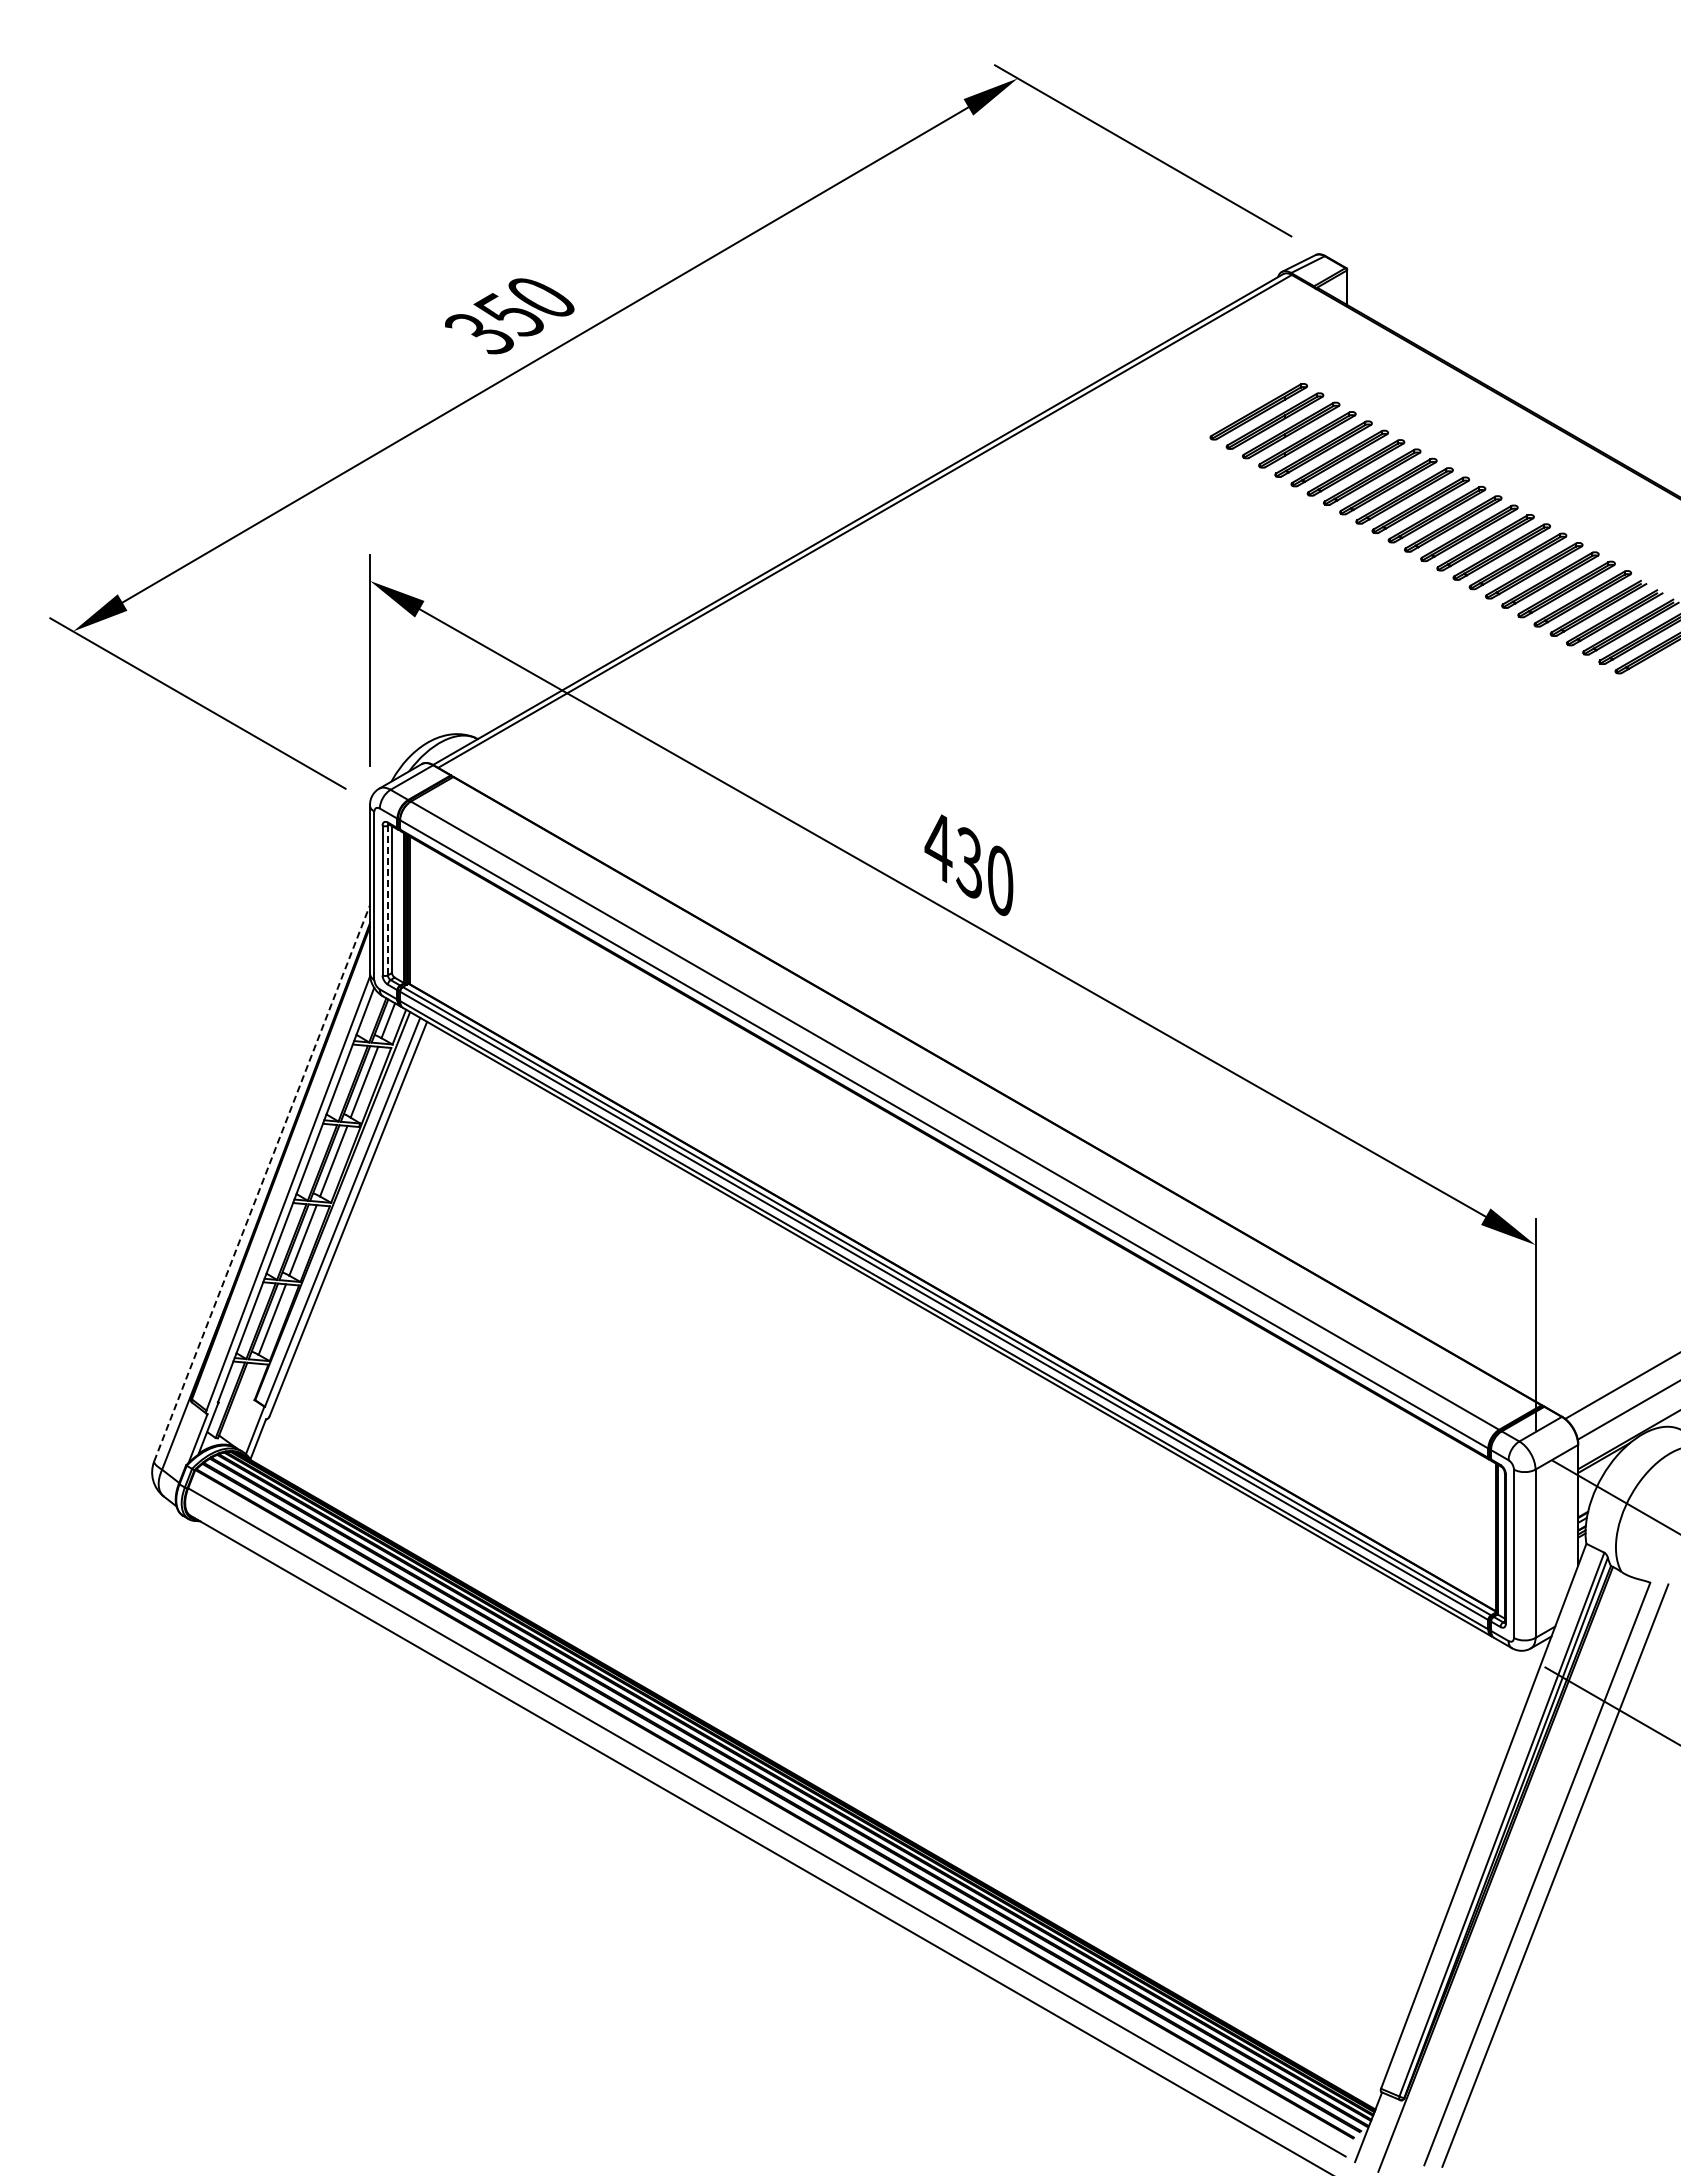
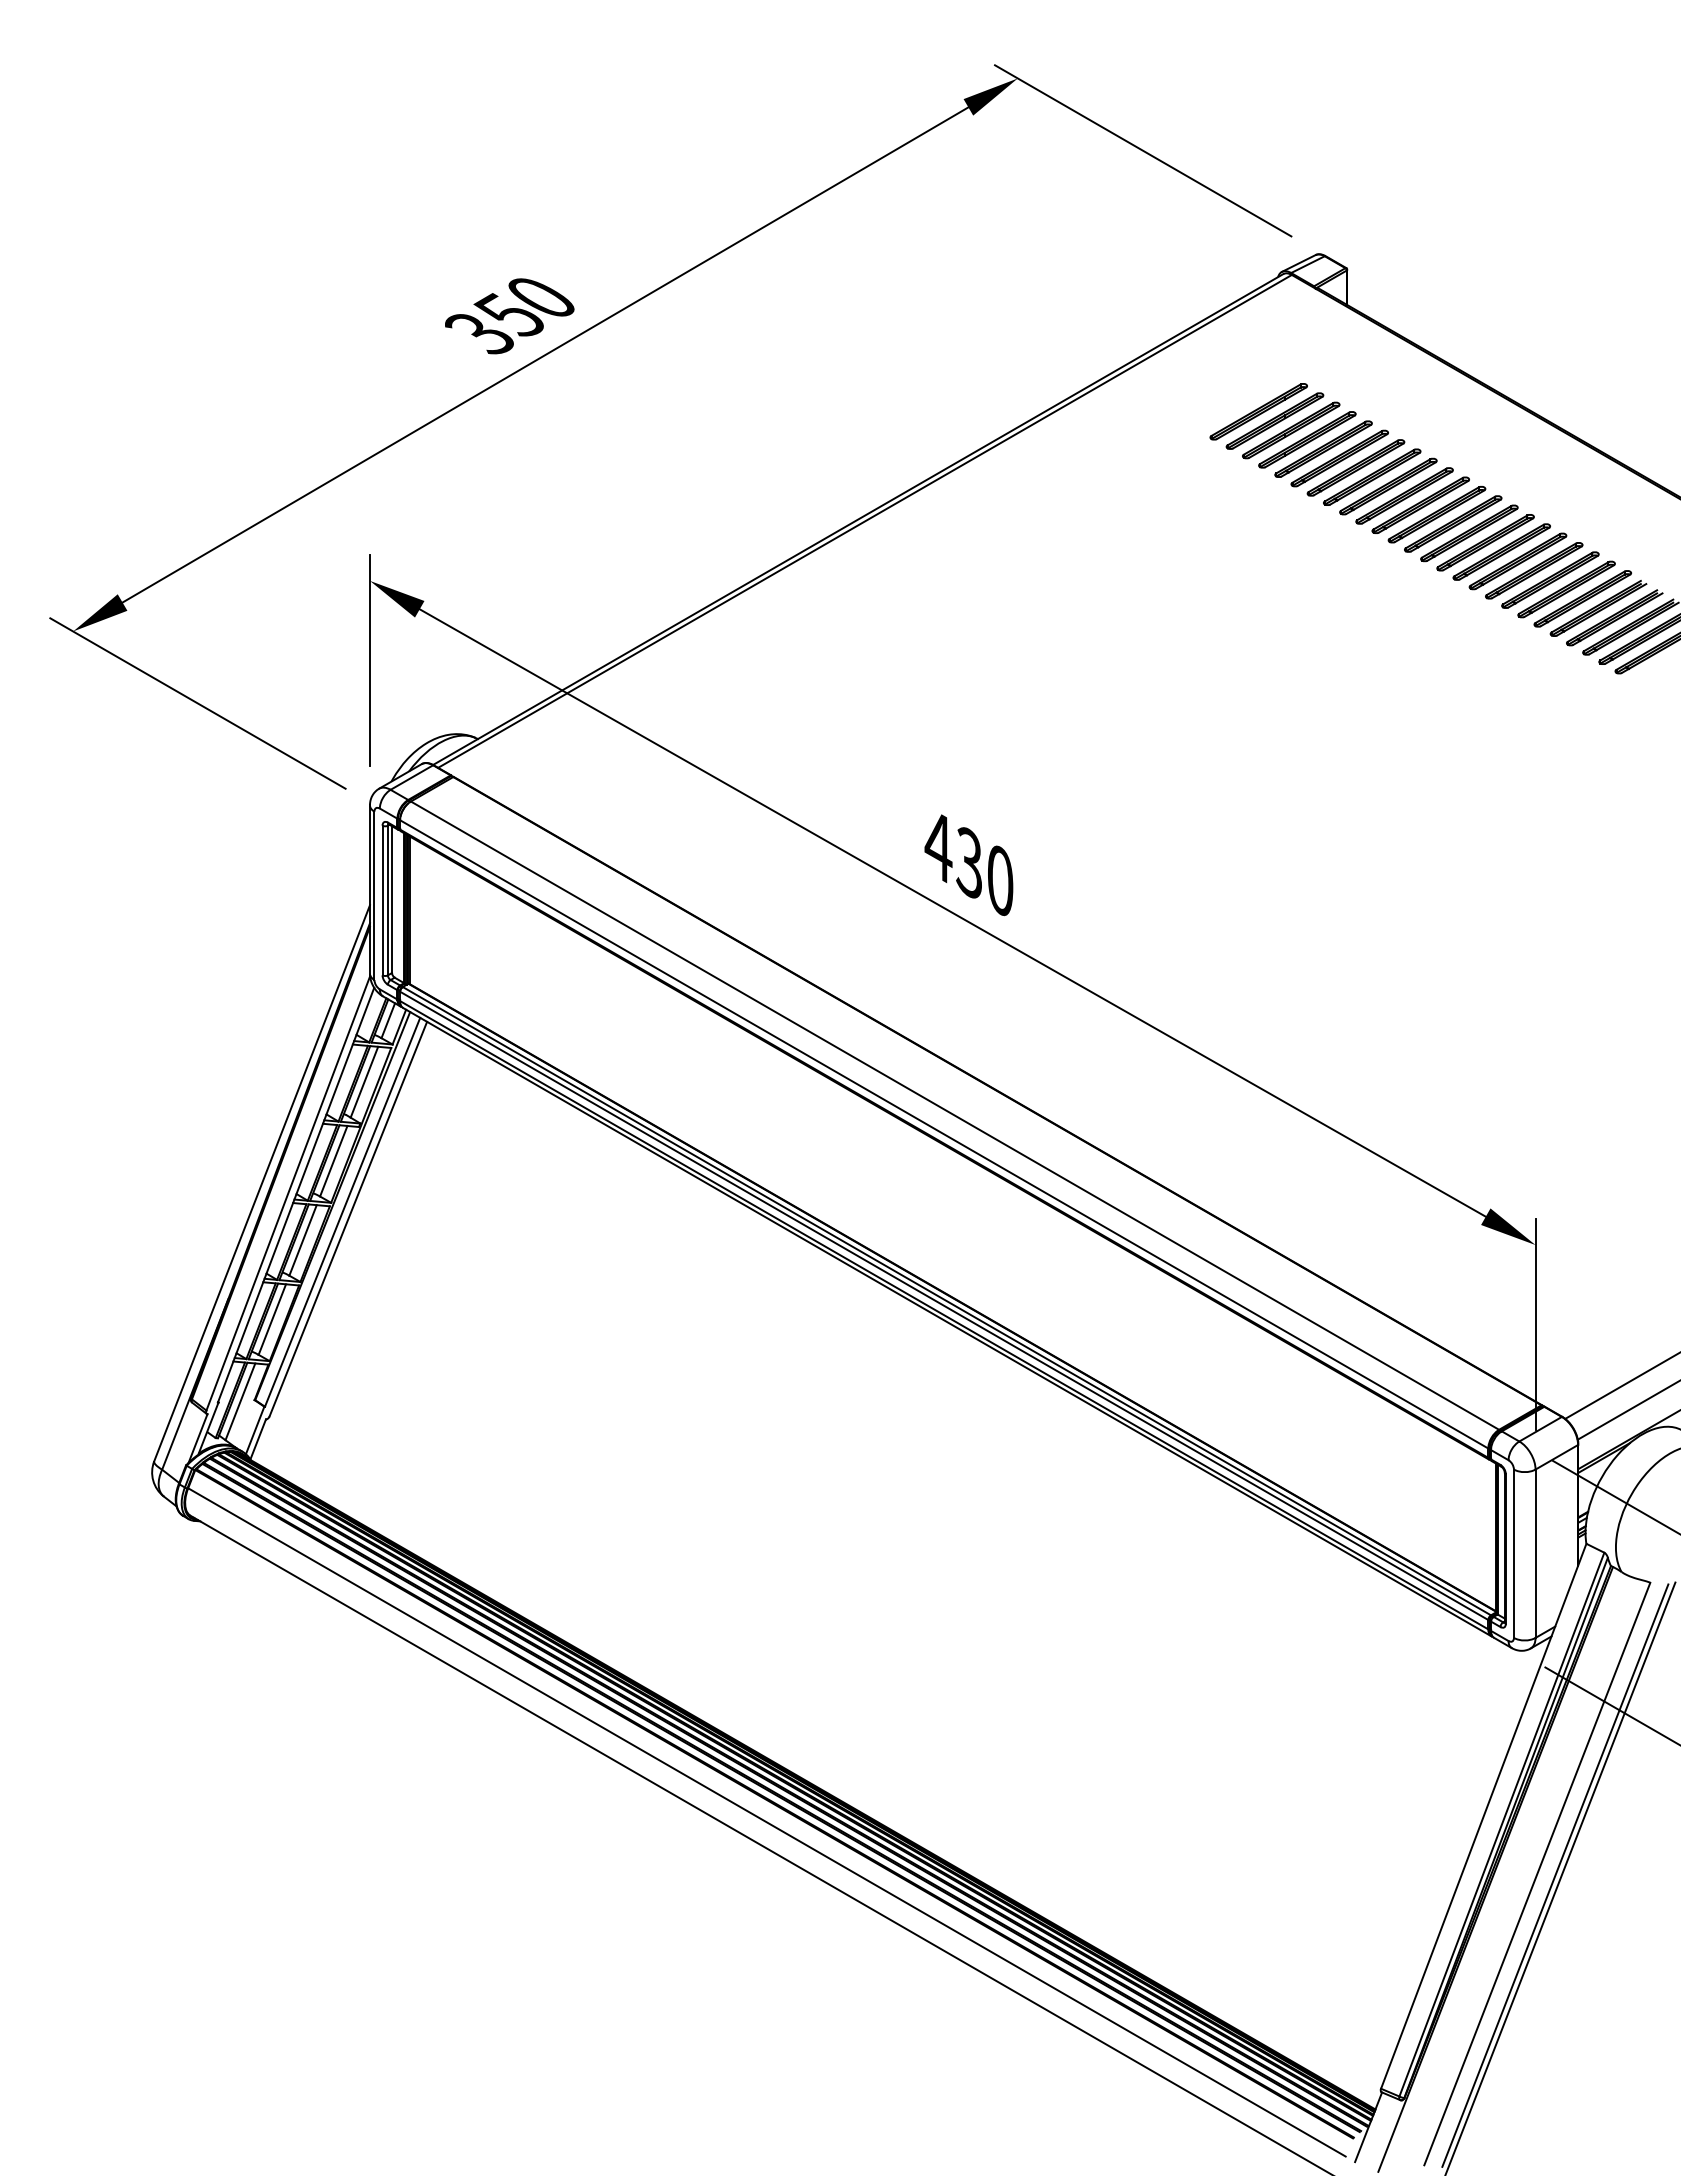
line: dashed -> solid (387, 900)
line: dashed -> solid (262, 1182)
line: none -> present (240, 1401)
line: none -> present (1560, 1877)
